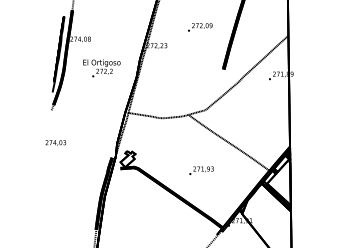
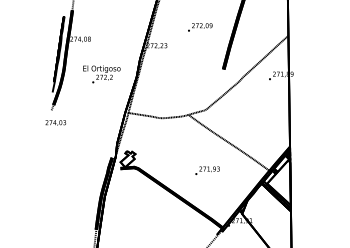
text position: (101, 68) -> (101, 74) (101, 74)
text position: (55, 142) -> (55, 122) (55, 122)
text position: (201, 170) -> (207, 170) (207, 170)
